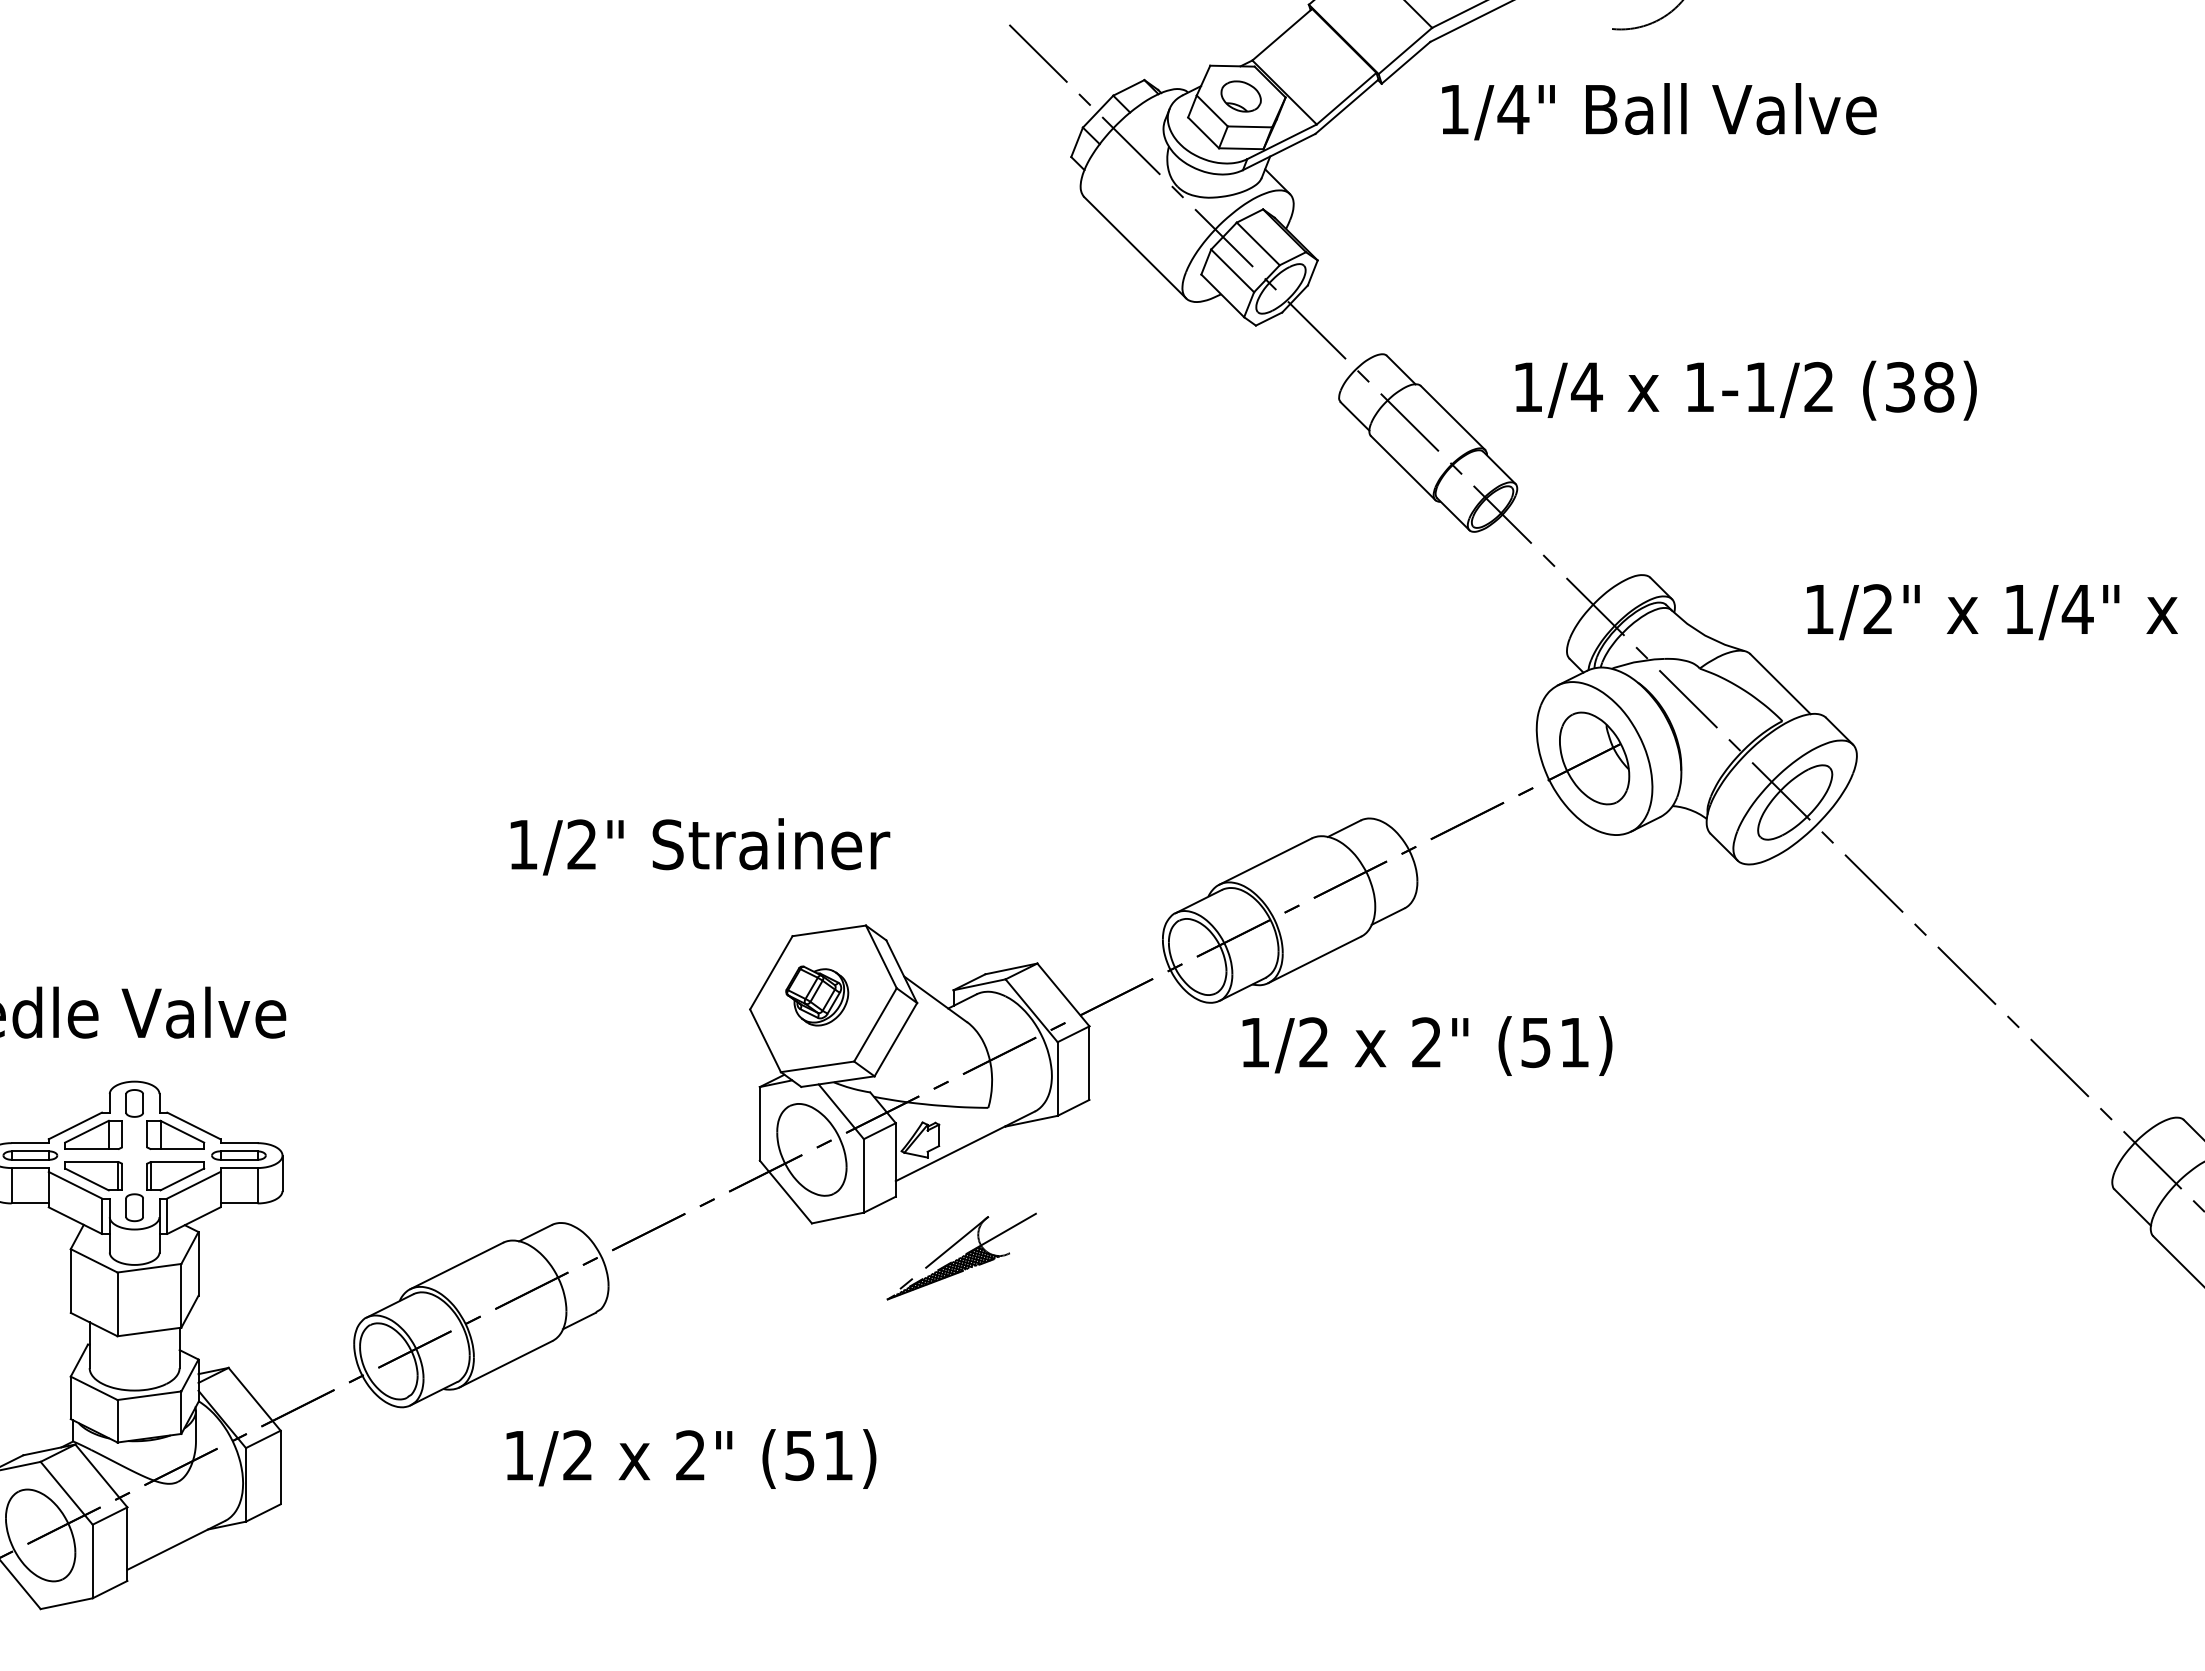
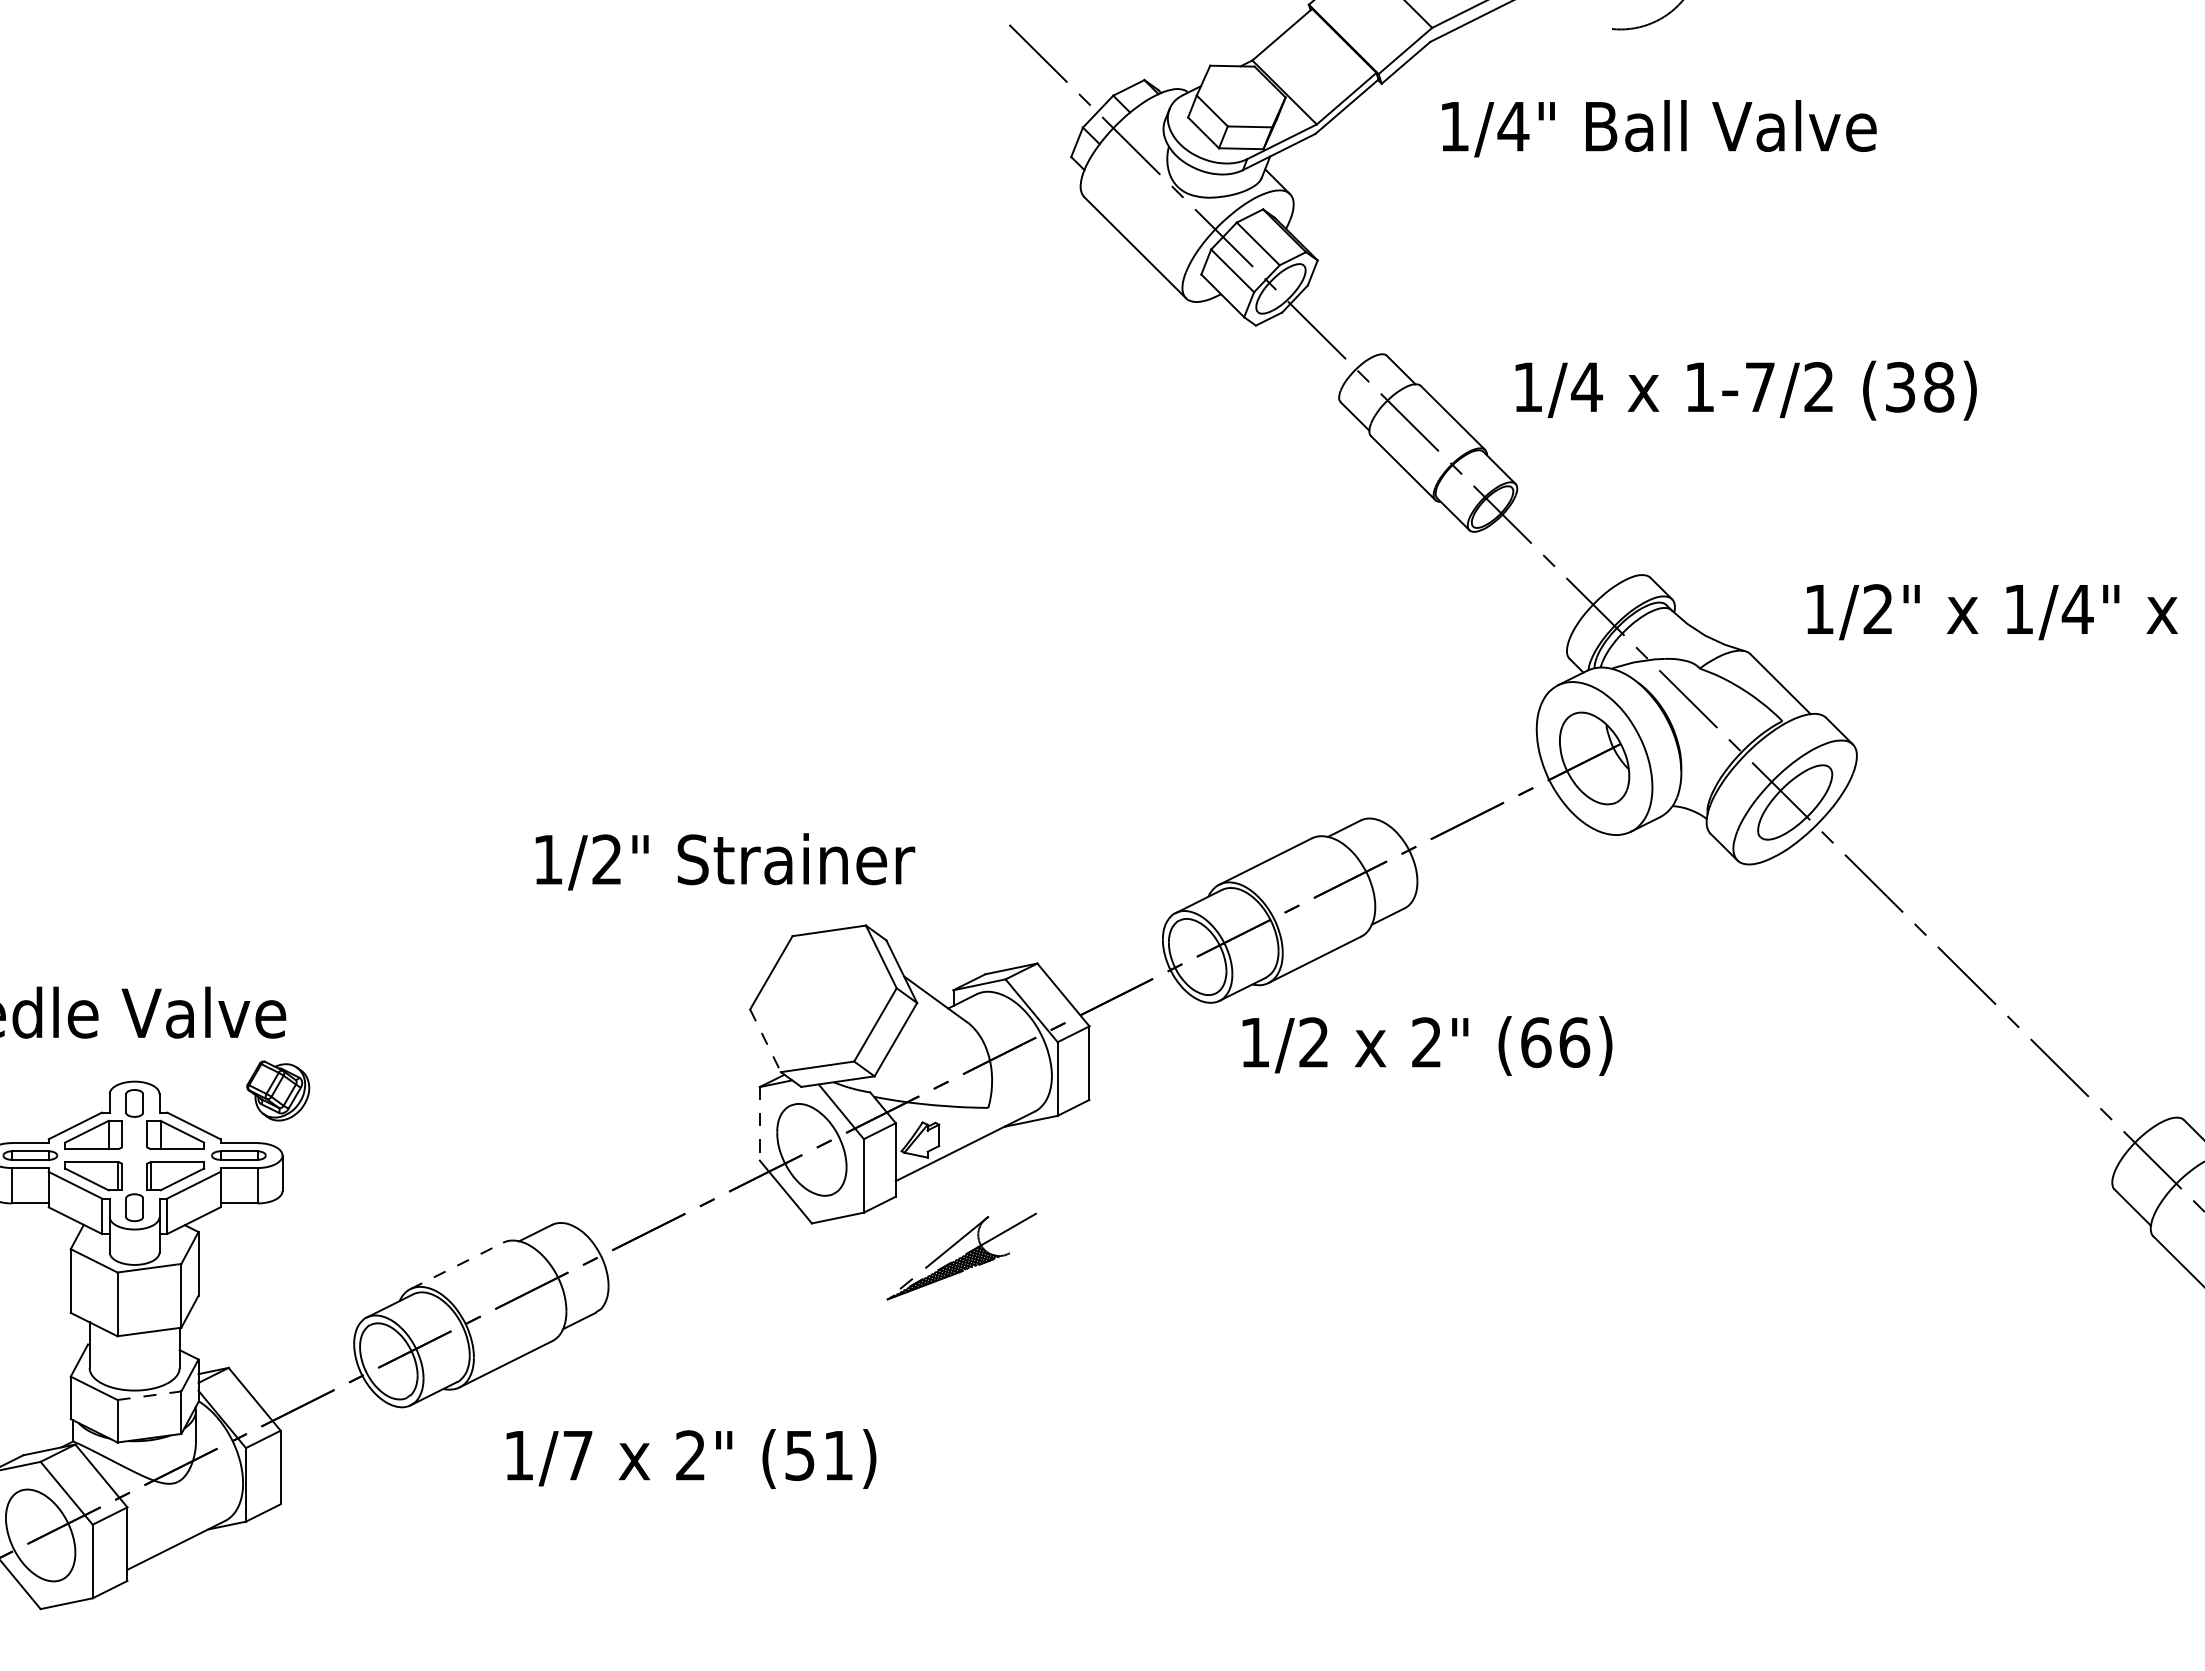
part: present -> none (1240, 96)
text position: (1659, 111) -> (1659, 128) (1659, 128)
text: 1-1/2 -> 1-7/2 (1760, 386)
text position: (700, 846) -> (725, 861) (725, 861)
part position: (817, 995) -> (278, 1090) (278, 1090)
line: solid -> dashed (765, 1040)
text: (51) -> (66) (1555, 1042)
line: solid -> dashed (759, 1123)
line: solid -> dashed (456, 1265)
line: solid -> dashed (149, 1395)
text: 1/2 -> 1/7 (577, 1455)
